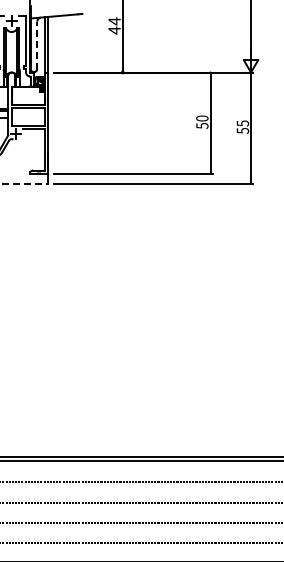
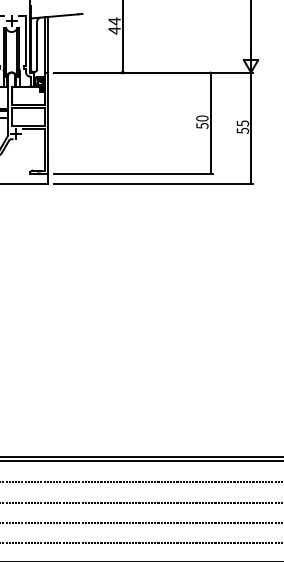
line: dashed -> solid (37, 45)
line: dashed -> solid (24, 184)
